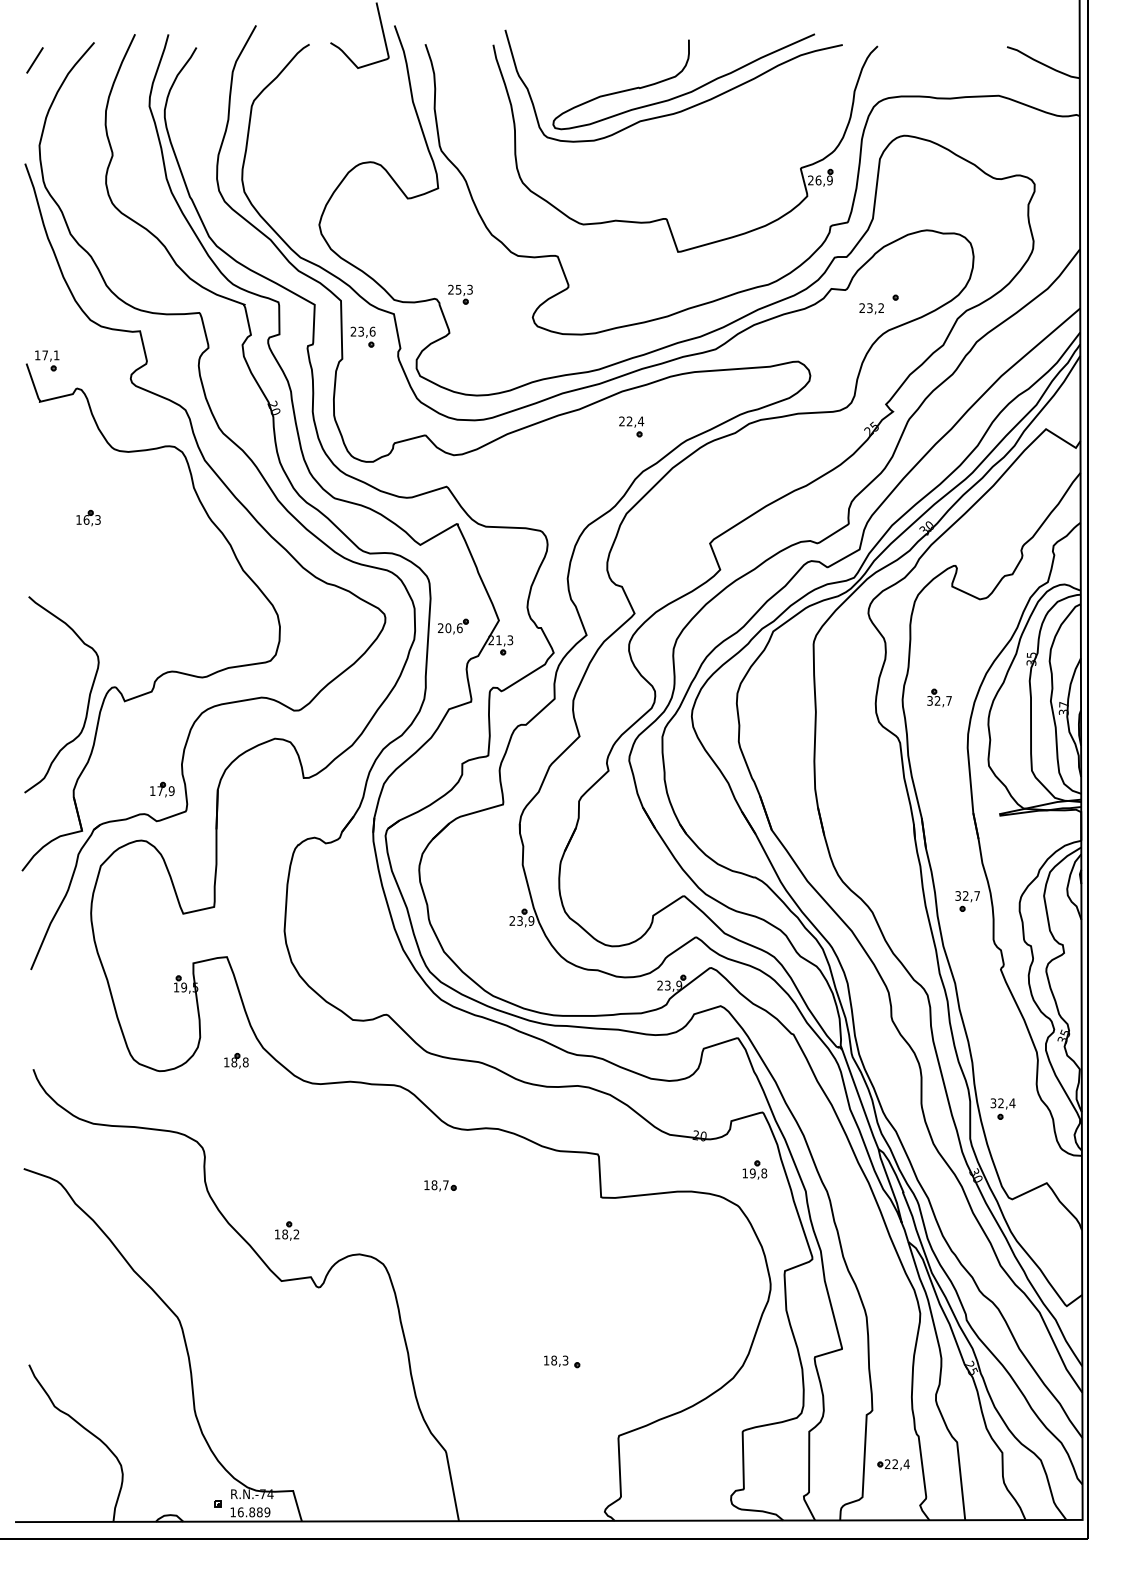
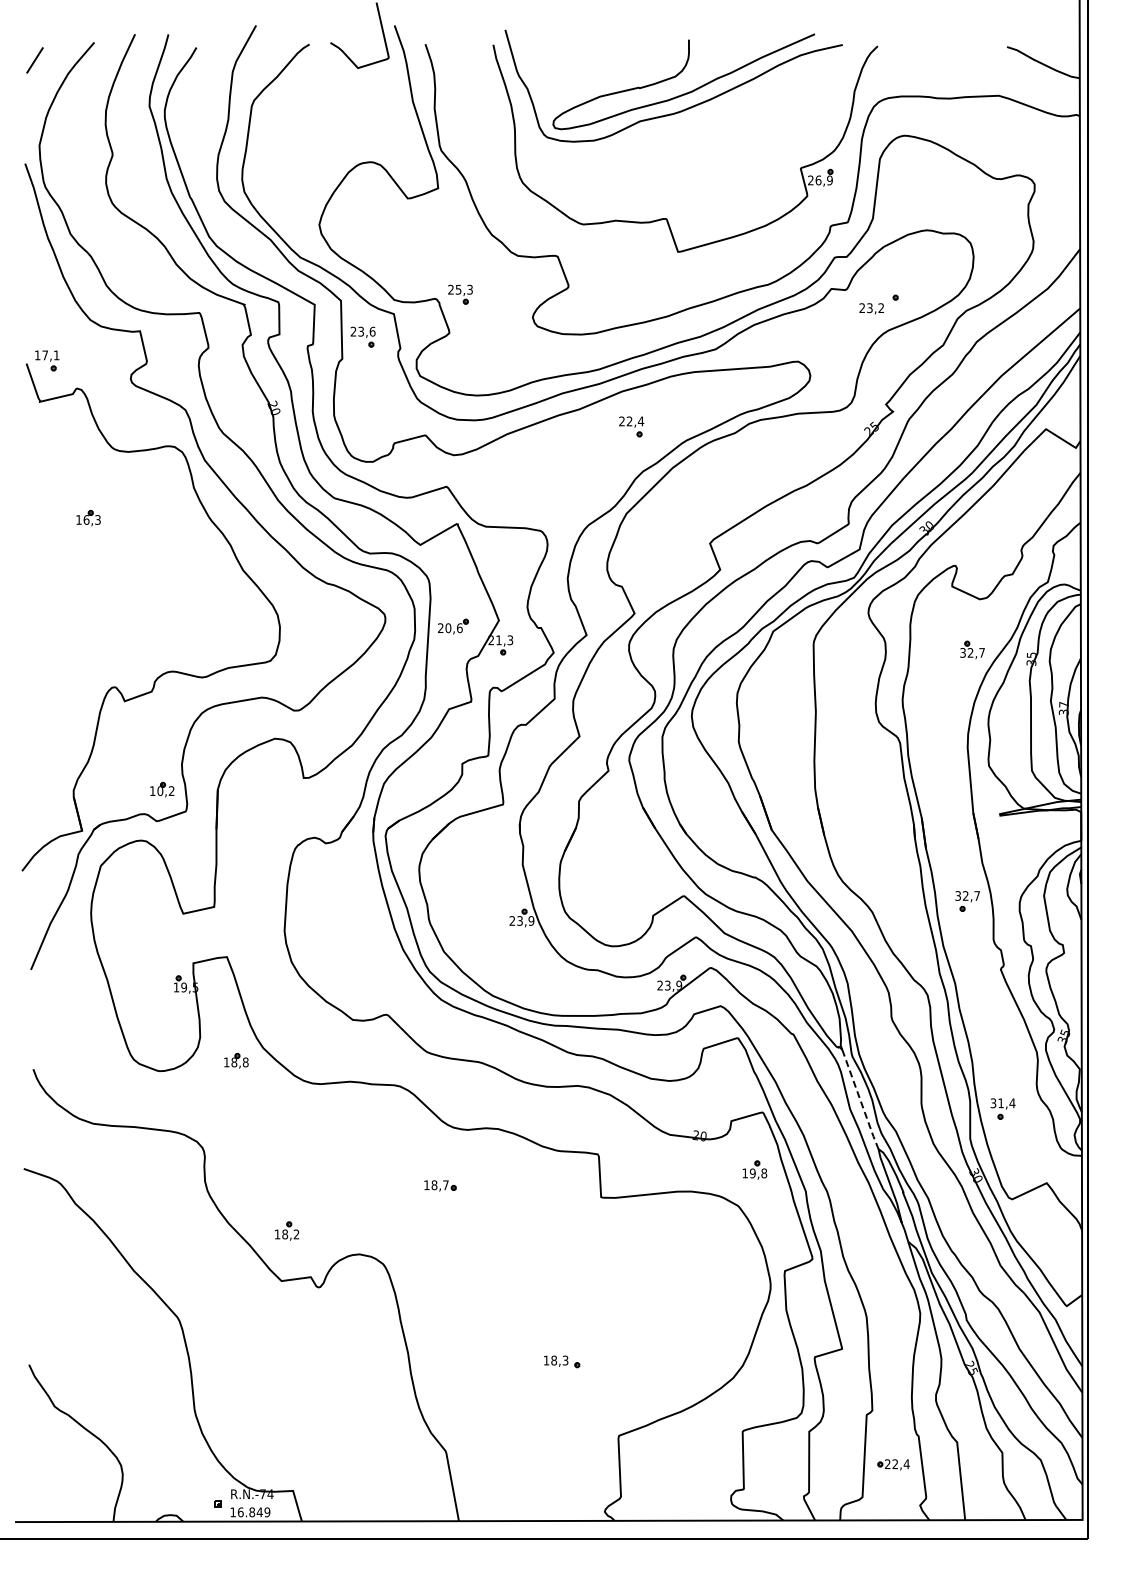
curve: present -> none (88, 696)
part position: (939, 697) -> (972, 649) (972, 649)
text: 17,9 -> 10,2 (165, 791)
line: solid -> dashed (860, 1100)
text: 32,4 -> 31,4 (1000, 1103)
text: 16.889 -> 16.849 (259, 1512)
